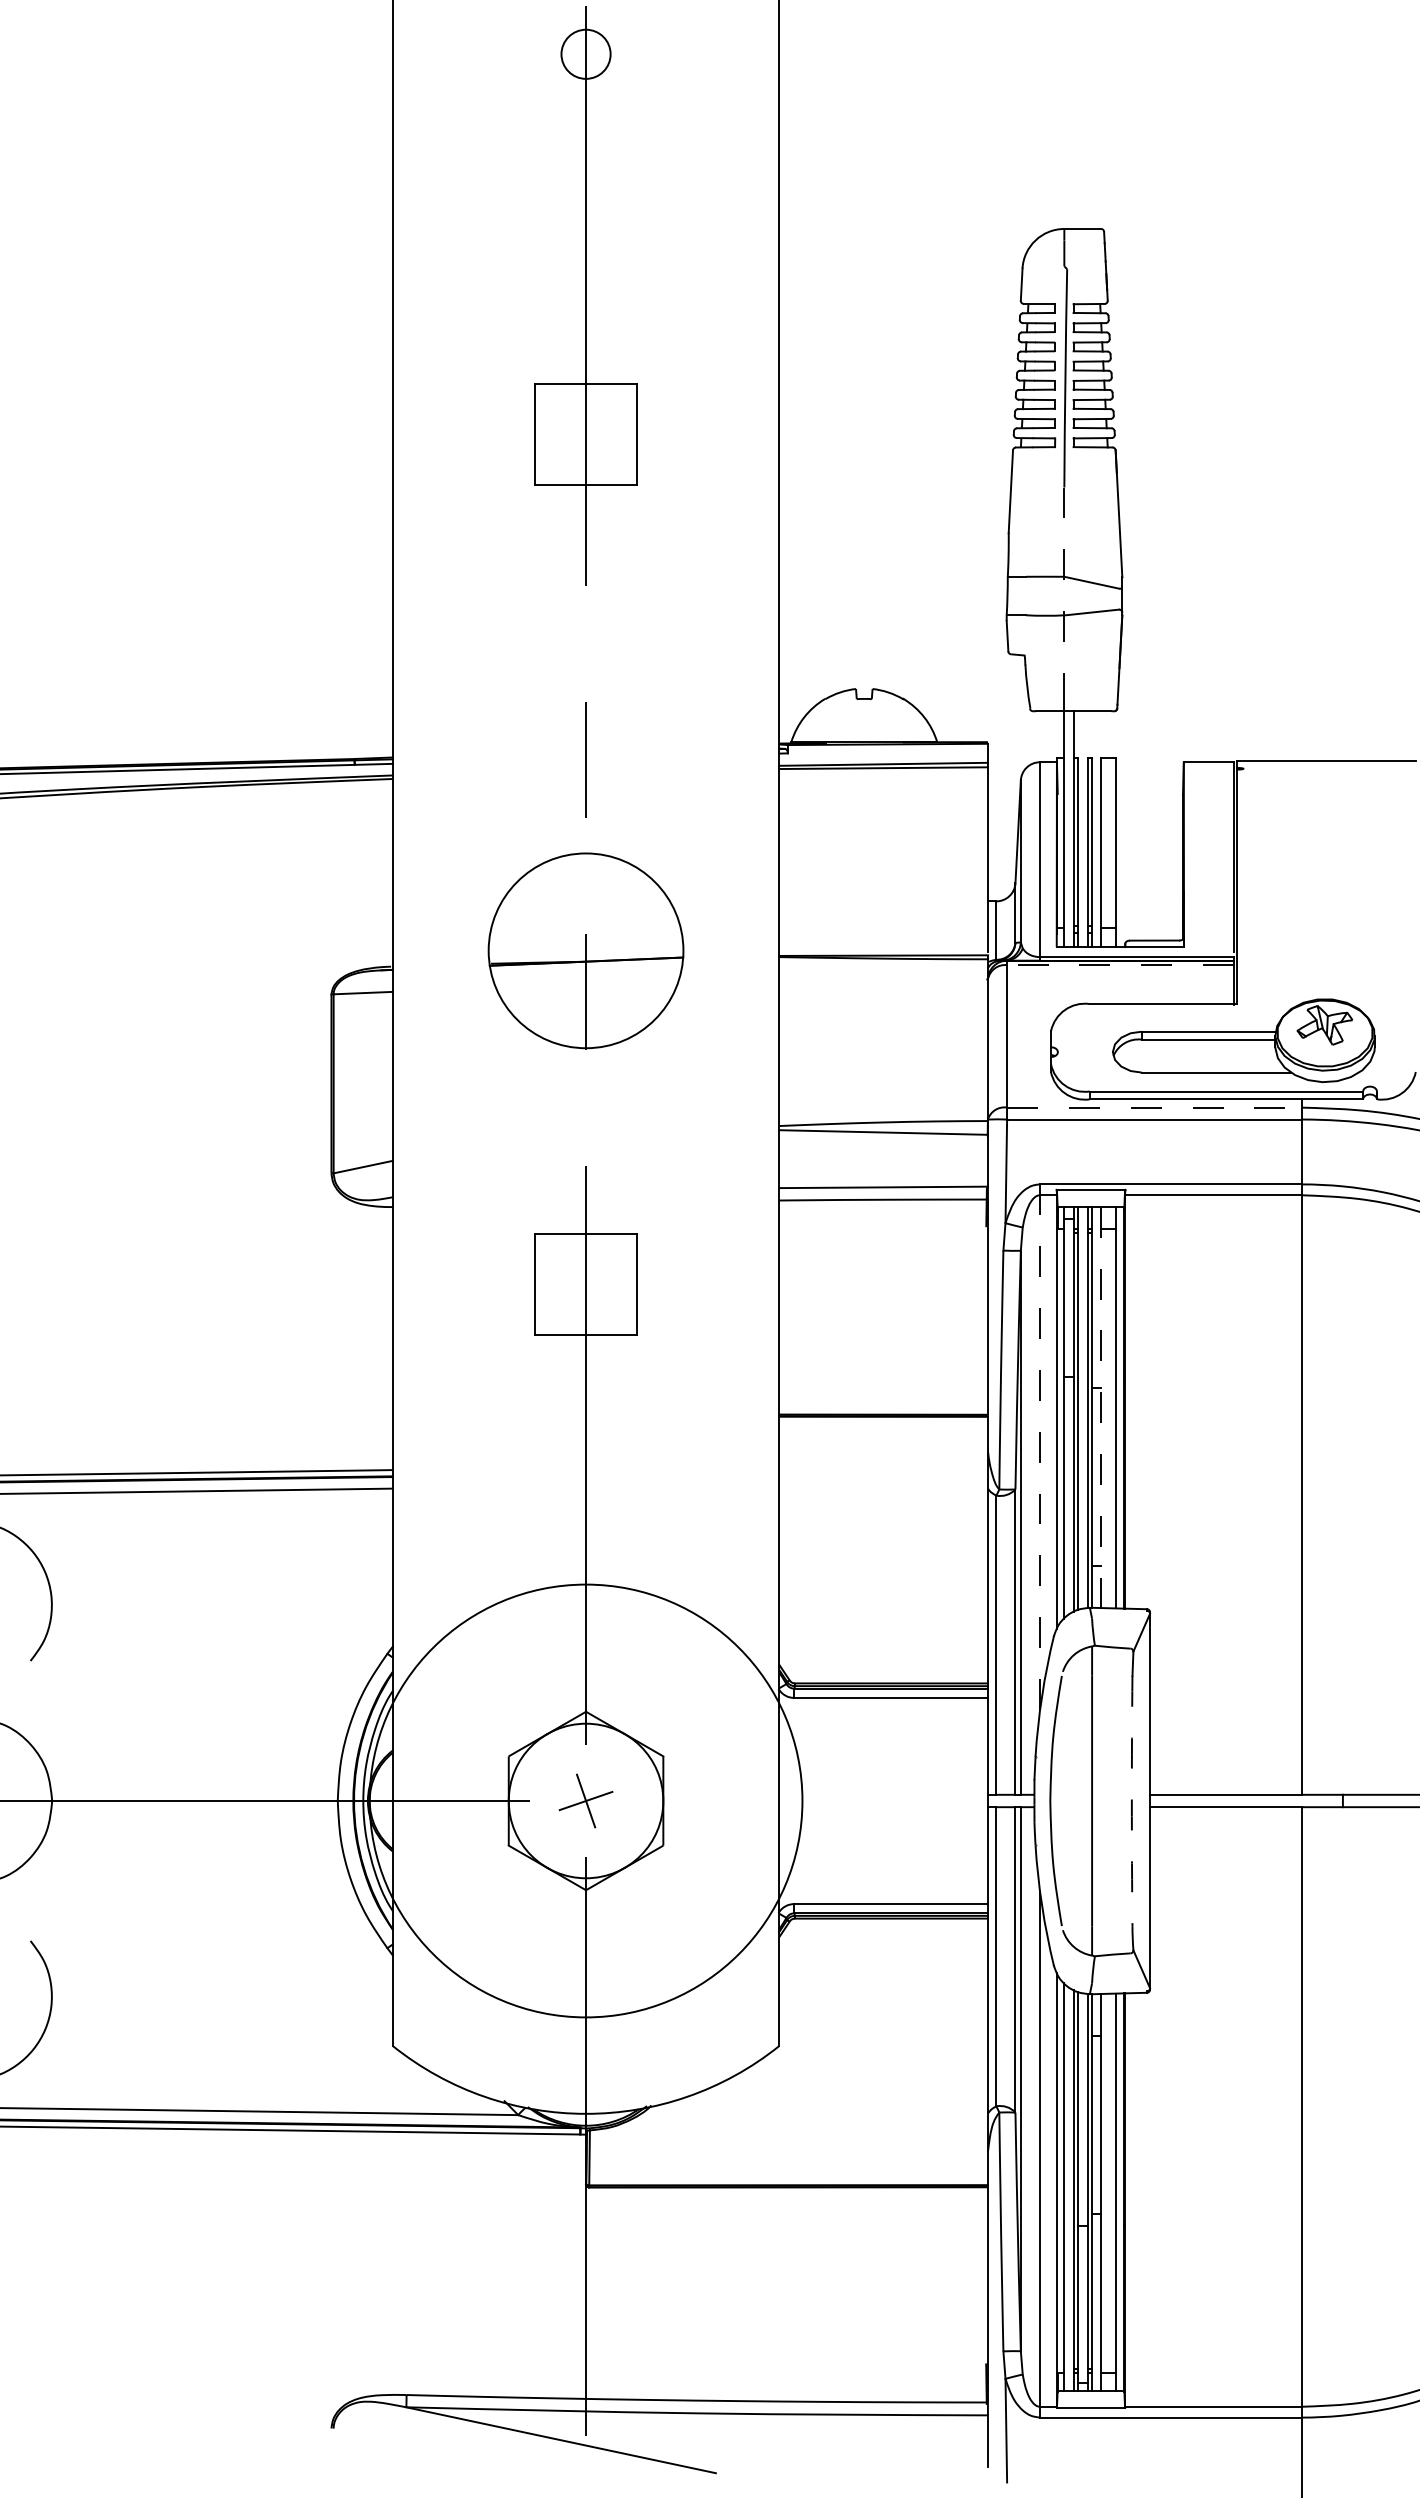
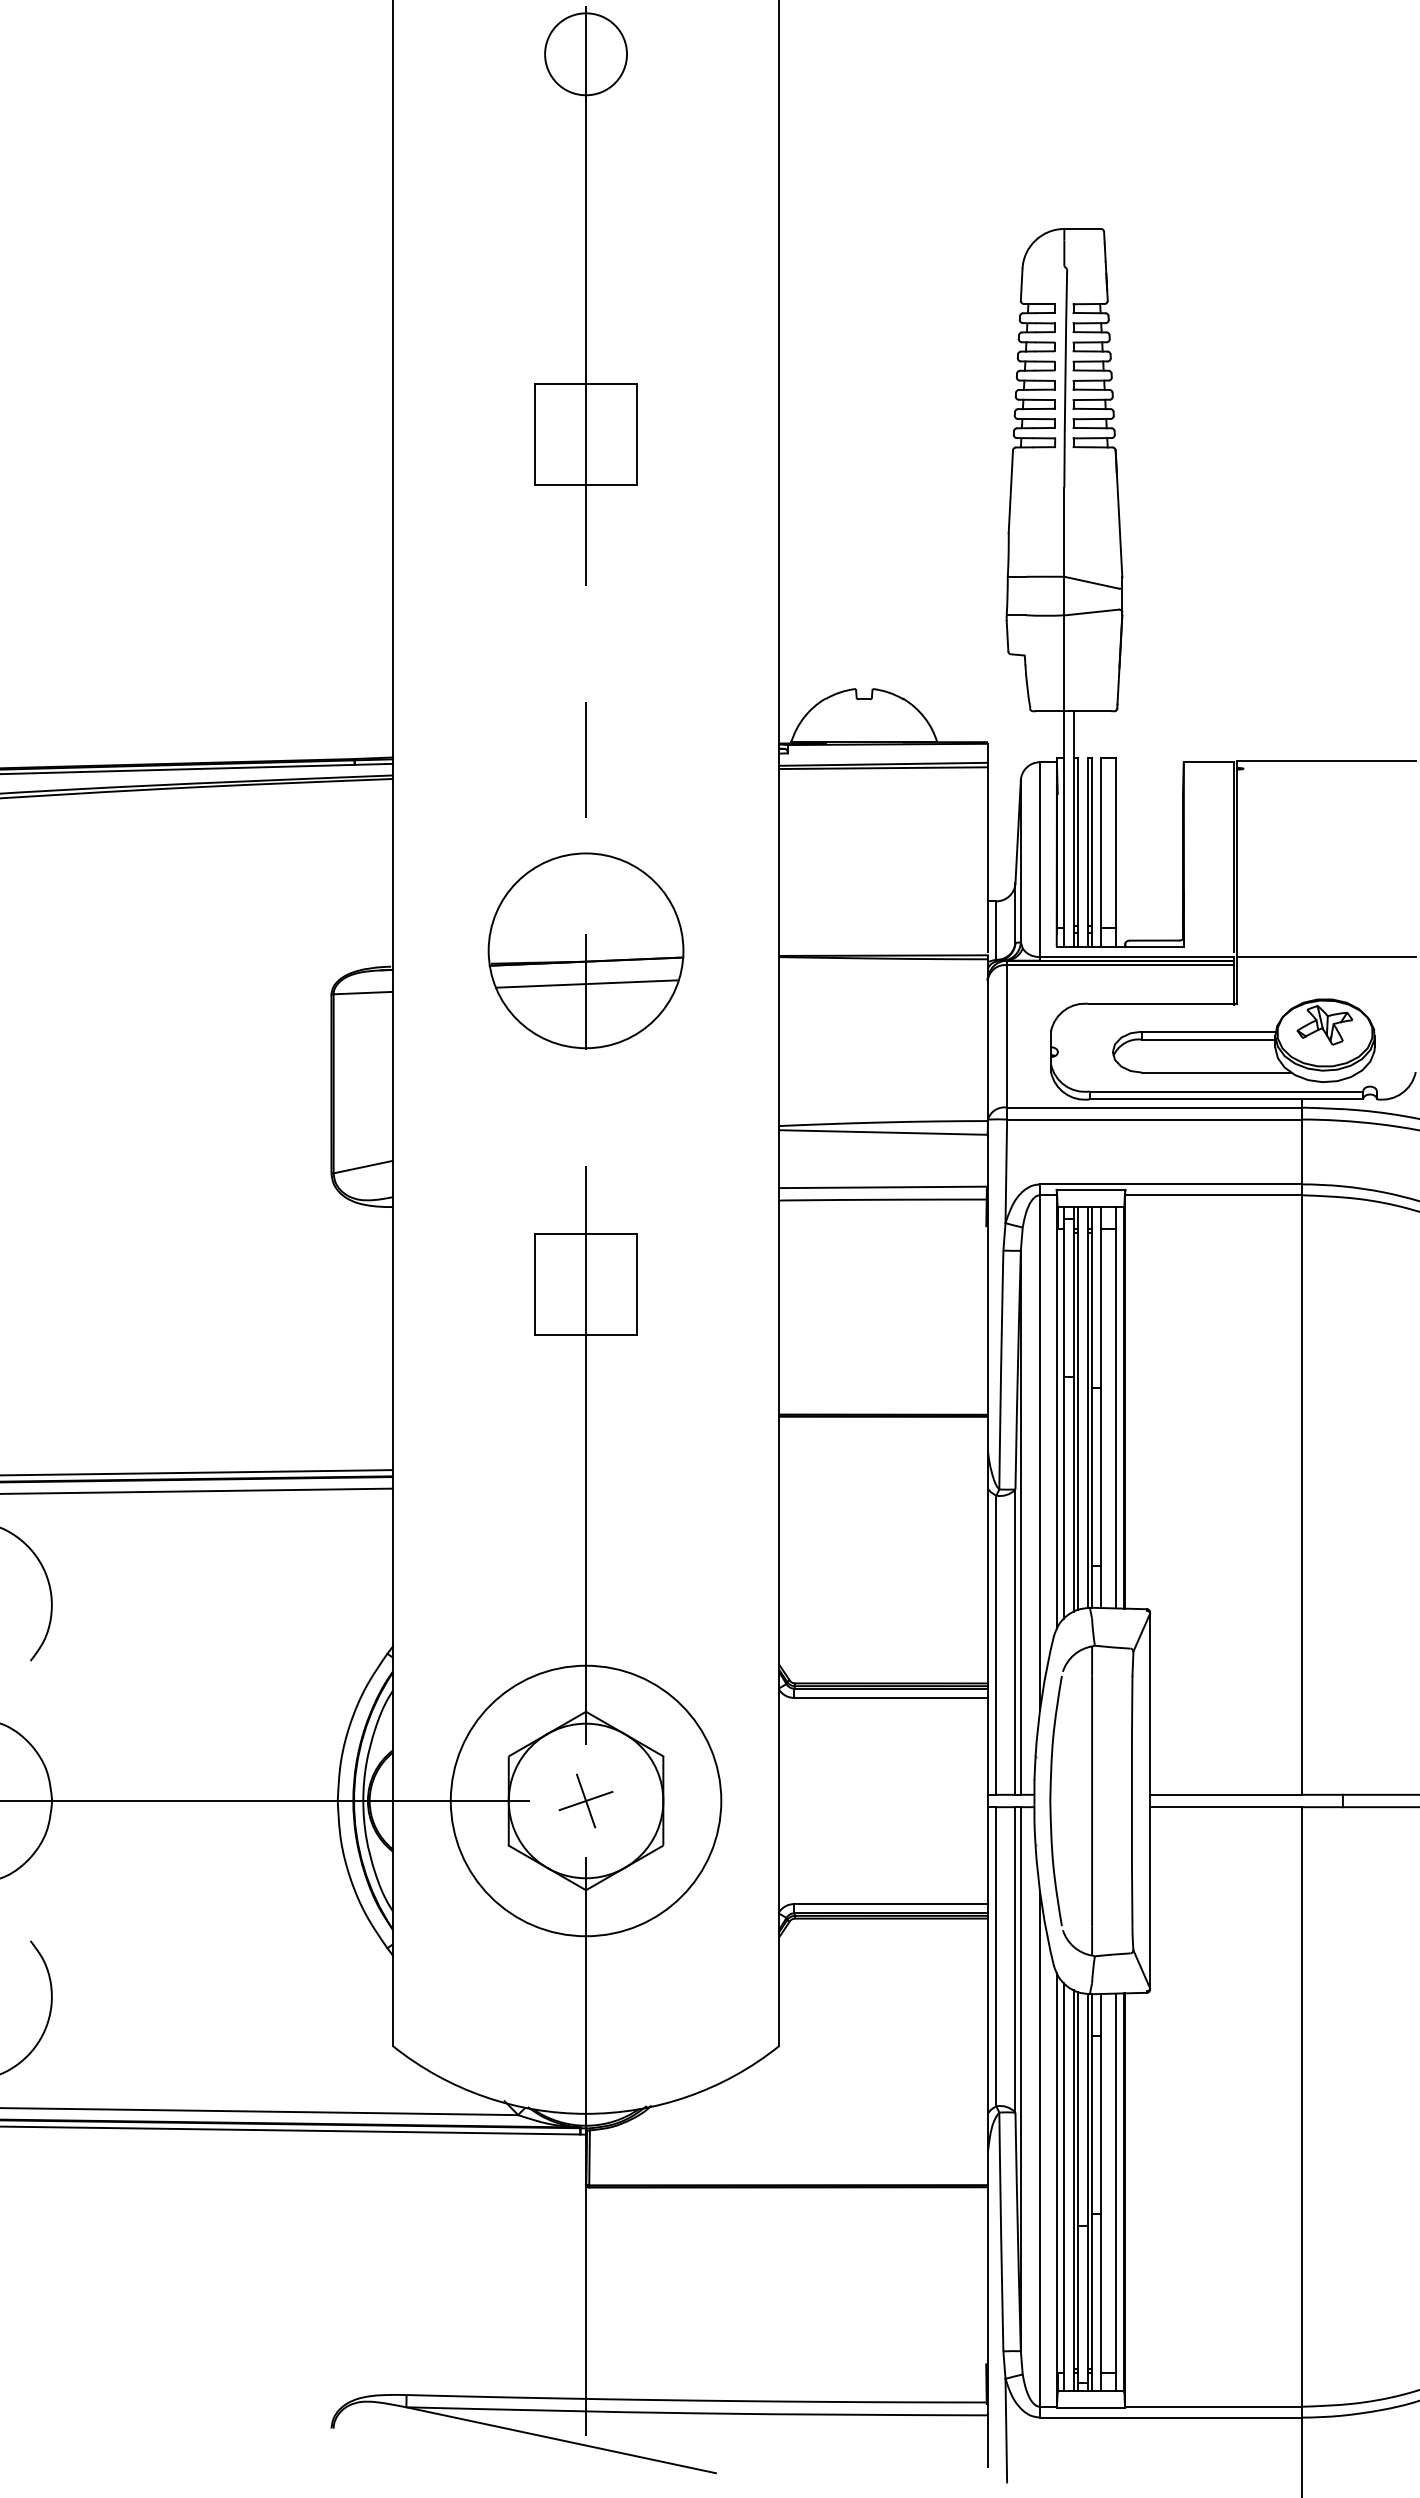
circle diameter: 49 px -> 82 px (586, 54)
line: dashed -> solid (1064, 592)
line: none -> present (1325, 957)
line: dashed -> solid (1120, 965)
line: none -> present (586, 983)
line: dashed -> solid (1154, 1107)
line: dashed -> solid (1101, 1407)
line: dashed -> solid (1039, 1448)
circle diameter: 433 px -> 271 px (585, 1800)
arc: dashed -> solid (1131, 1801)
